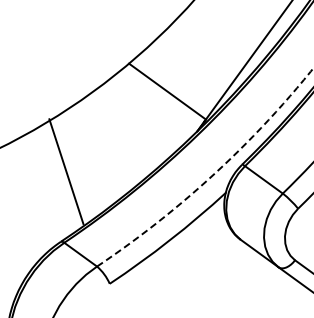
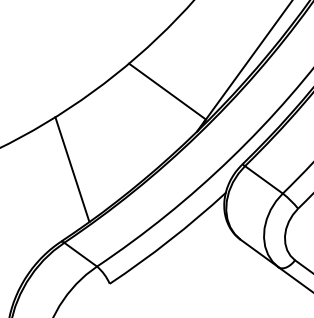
line position: (66, 171) -> (72, 169) (72, 169)
arc: dashed -> solid (214, 174)
